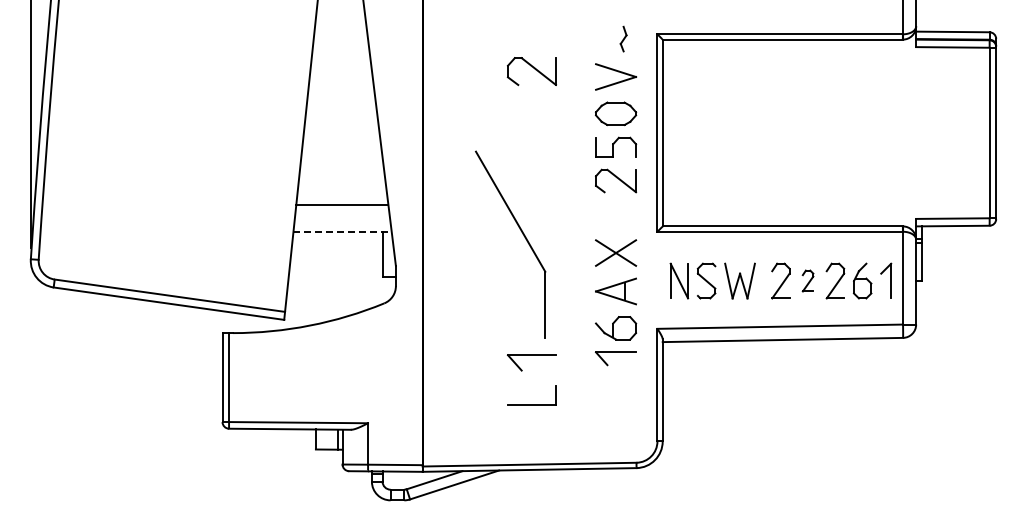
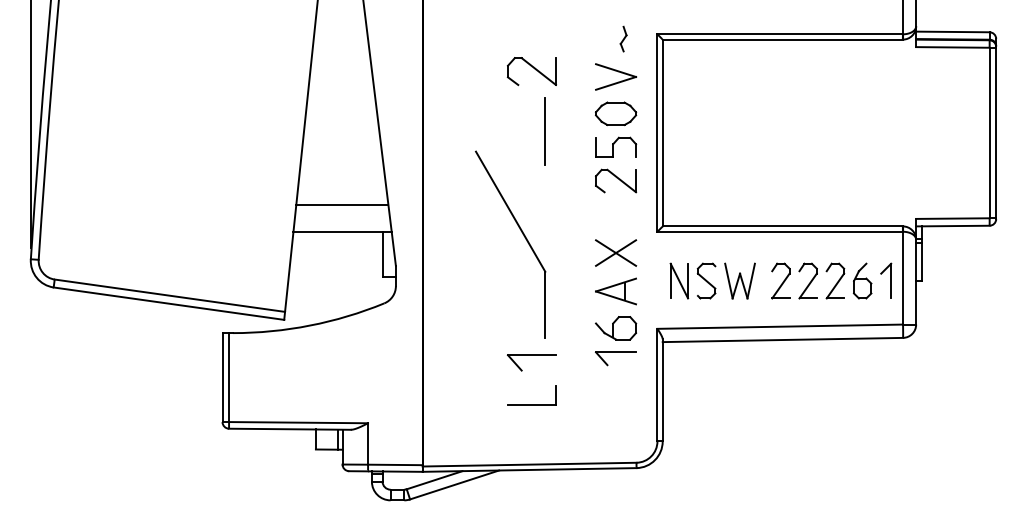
line: none -> present (545, 131)
line: dashed -> solid (343, 231)
part size: 14x24 px -> 20x38 px (807, 280)
